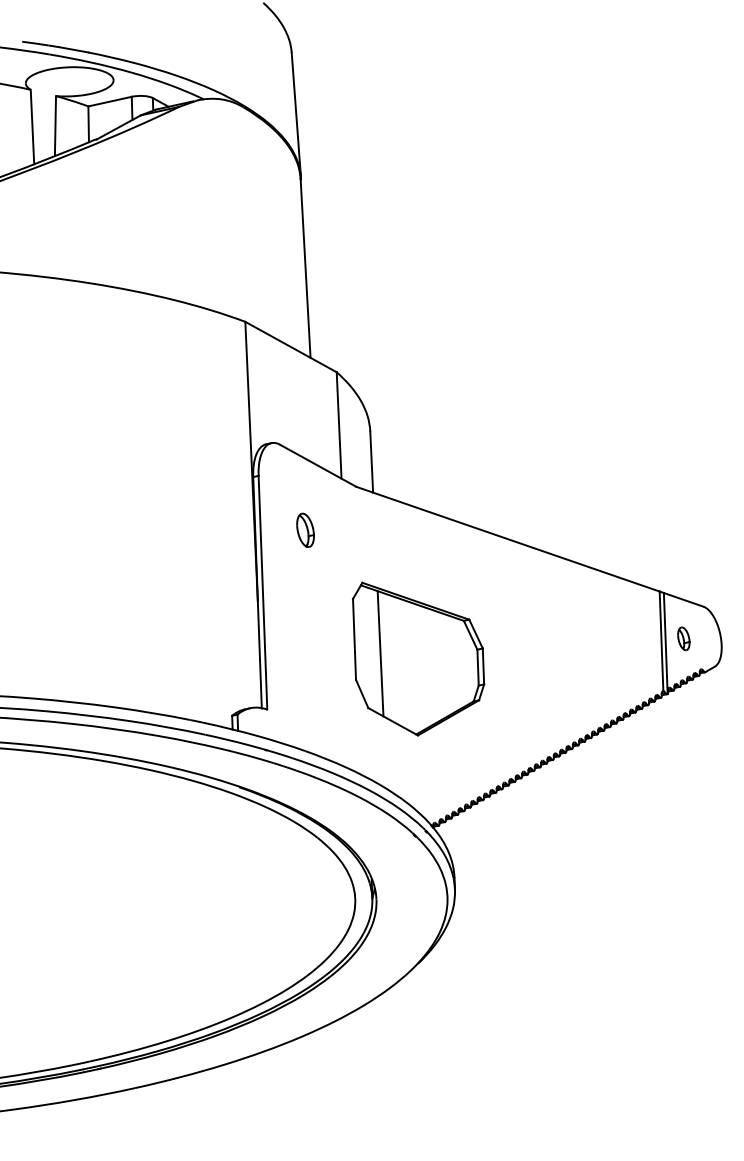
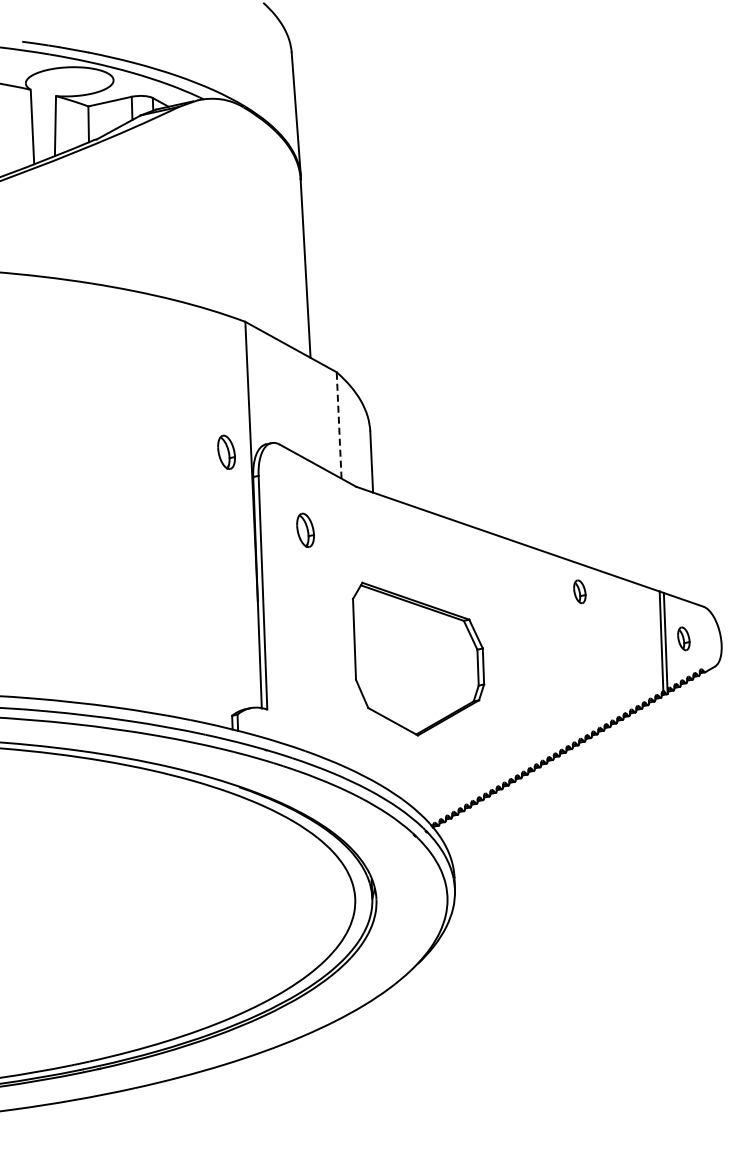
line: solid -> dashed (339, 424)
part: none -> present (226, 451)
part: none -> present (579, 591)
line: present -> none (380, 653)
